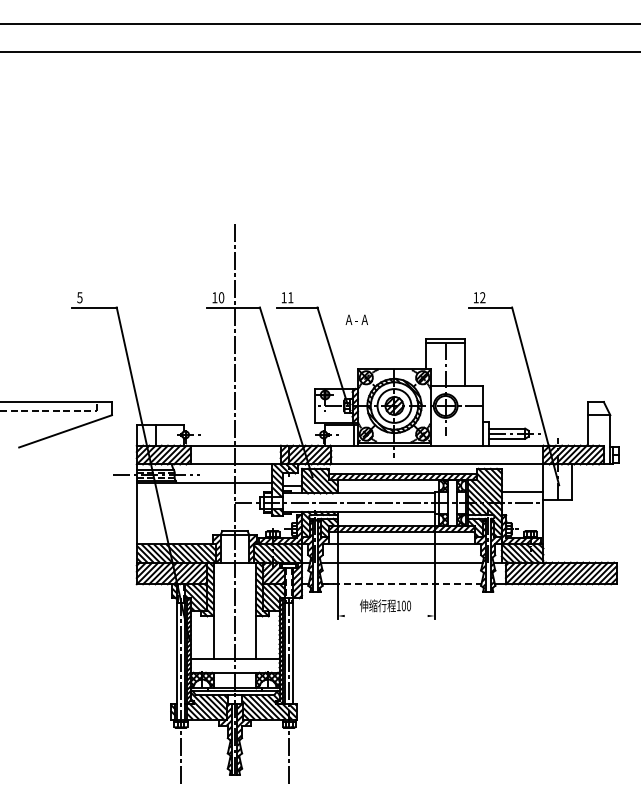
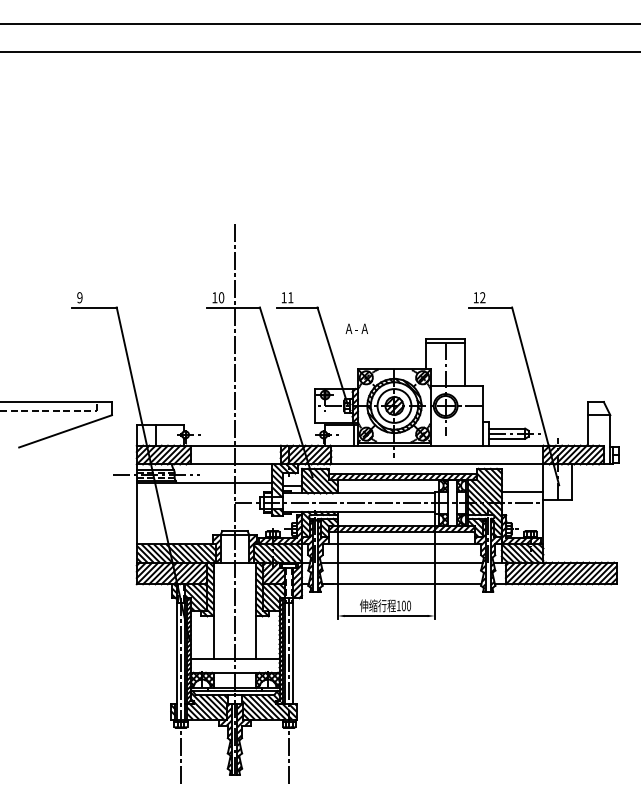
text: 5 -> 9 (79, 297)
text position: (356, 319) -> (356, 328) (356, 328)
line: dashed -> solid (401, 584)
line: none -> present (385, 616)
